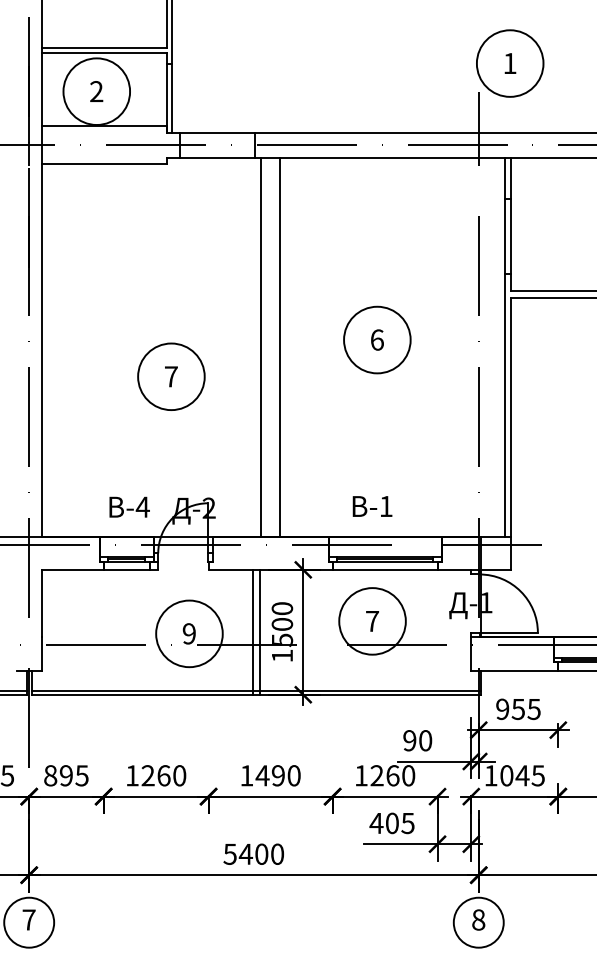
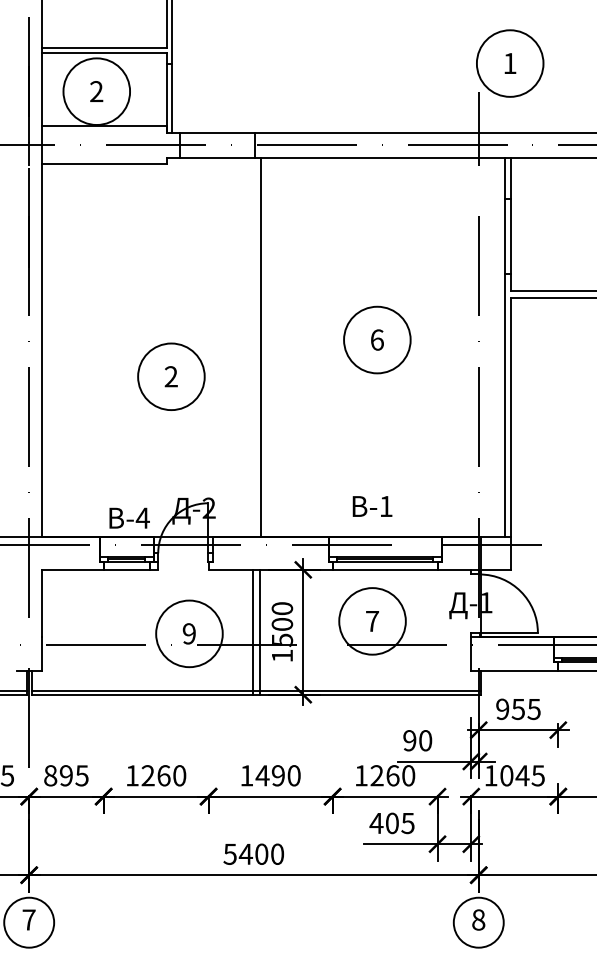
line: present -> none (279, 346)
text: 7 -> 2 (170, 376)
text position: (129, 506) -> (129, 517) (129, 517)
